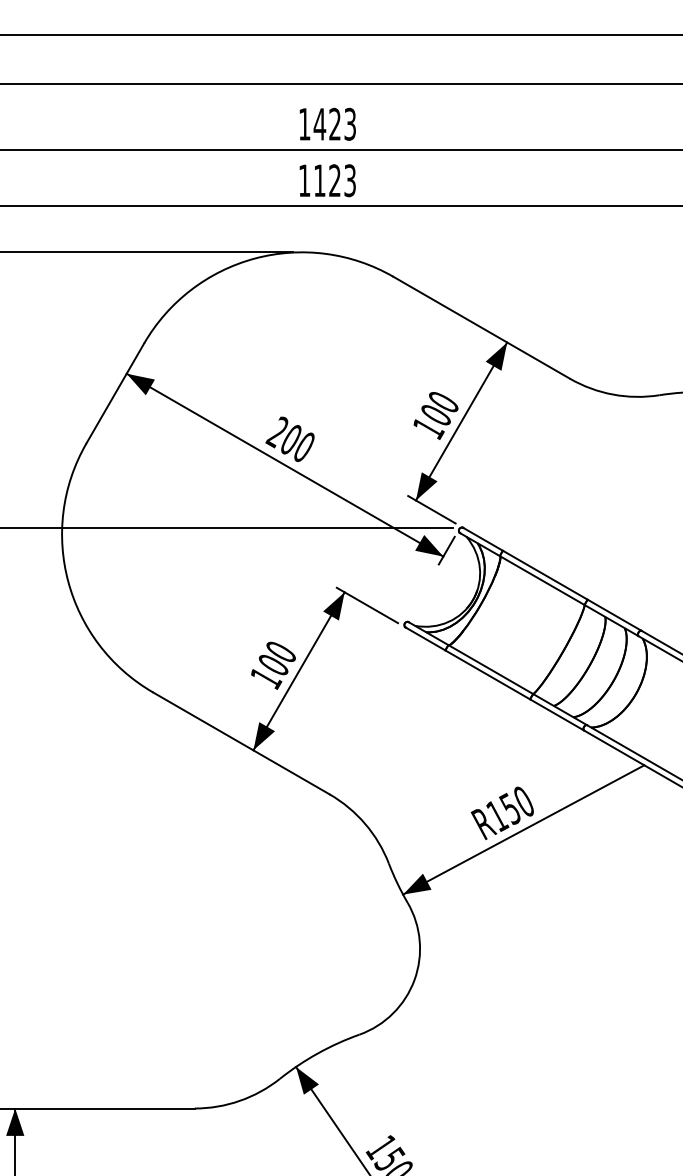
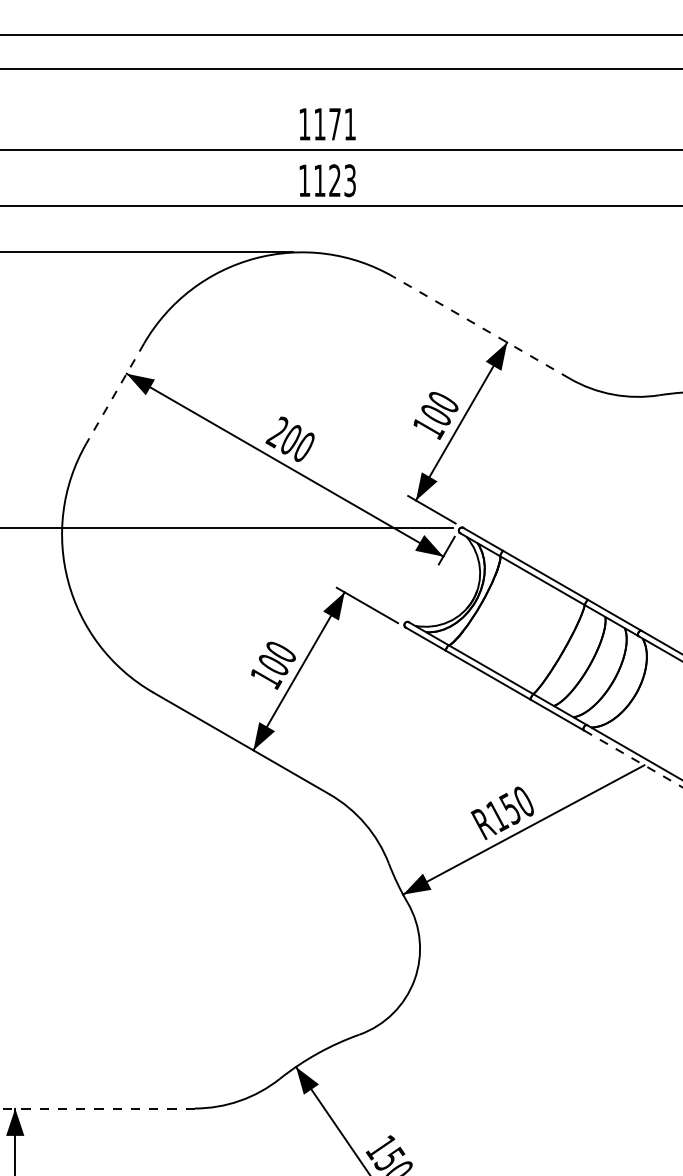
line position: (340, 83) -> (340, 68) (340, 68)
text: 1423 -> 1171 (334, 123)
line: solid -> dashed (481, 327)
line: solid -> dashed (115, 393)
line: solid -> dashed (633, 759)
line: solid -> dashed (97, 1108)
